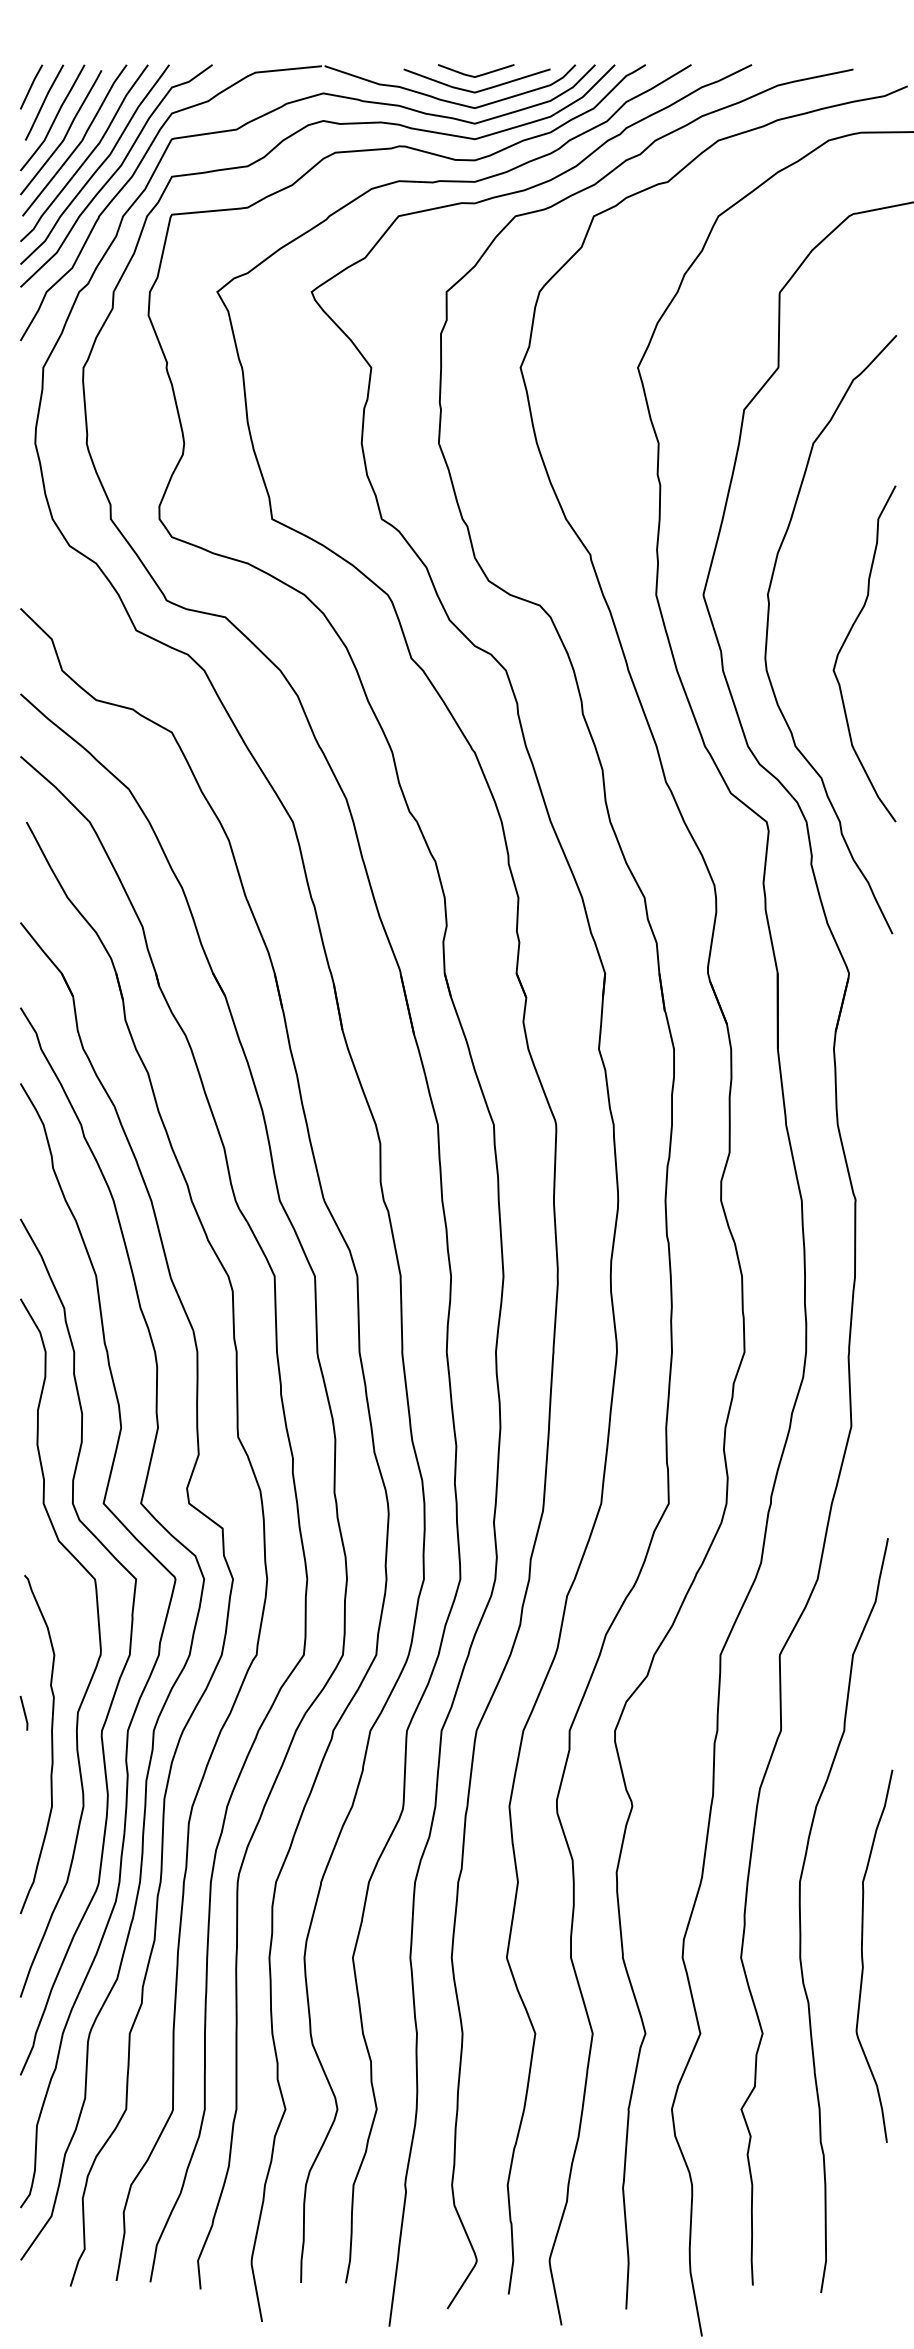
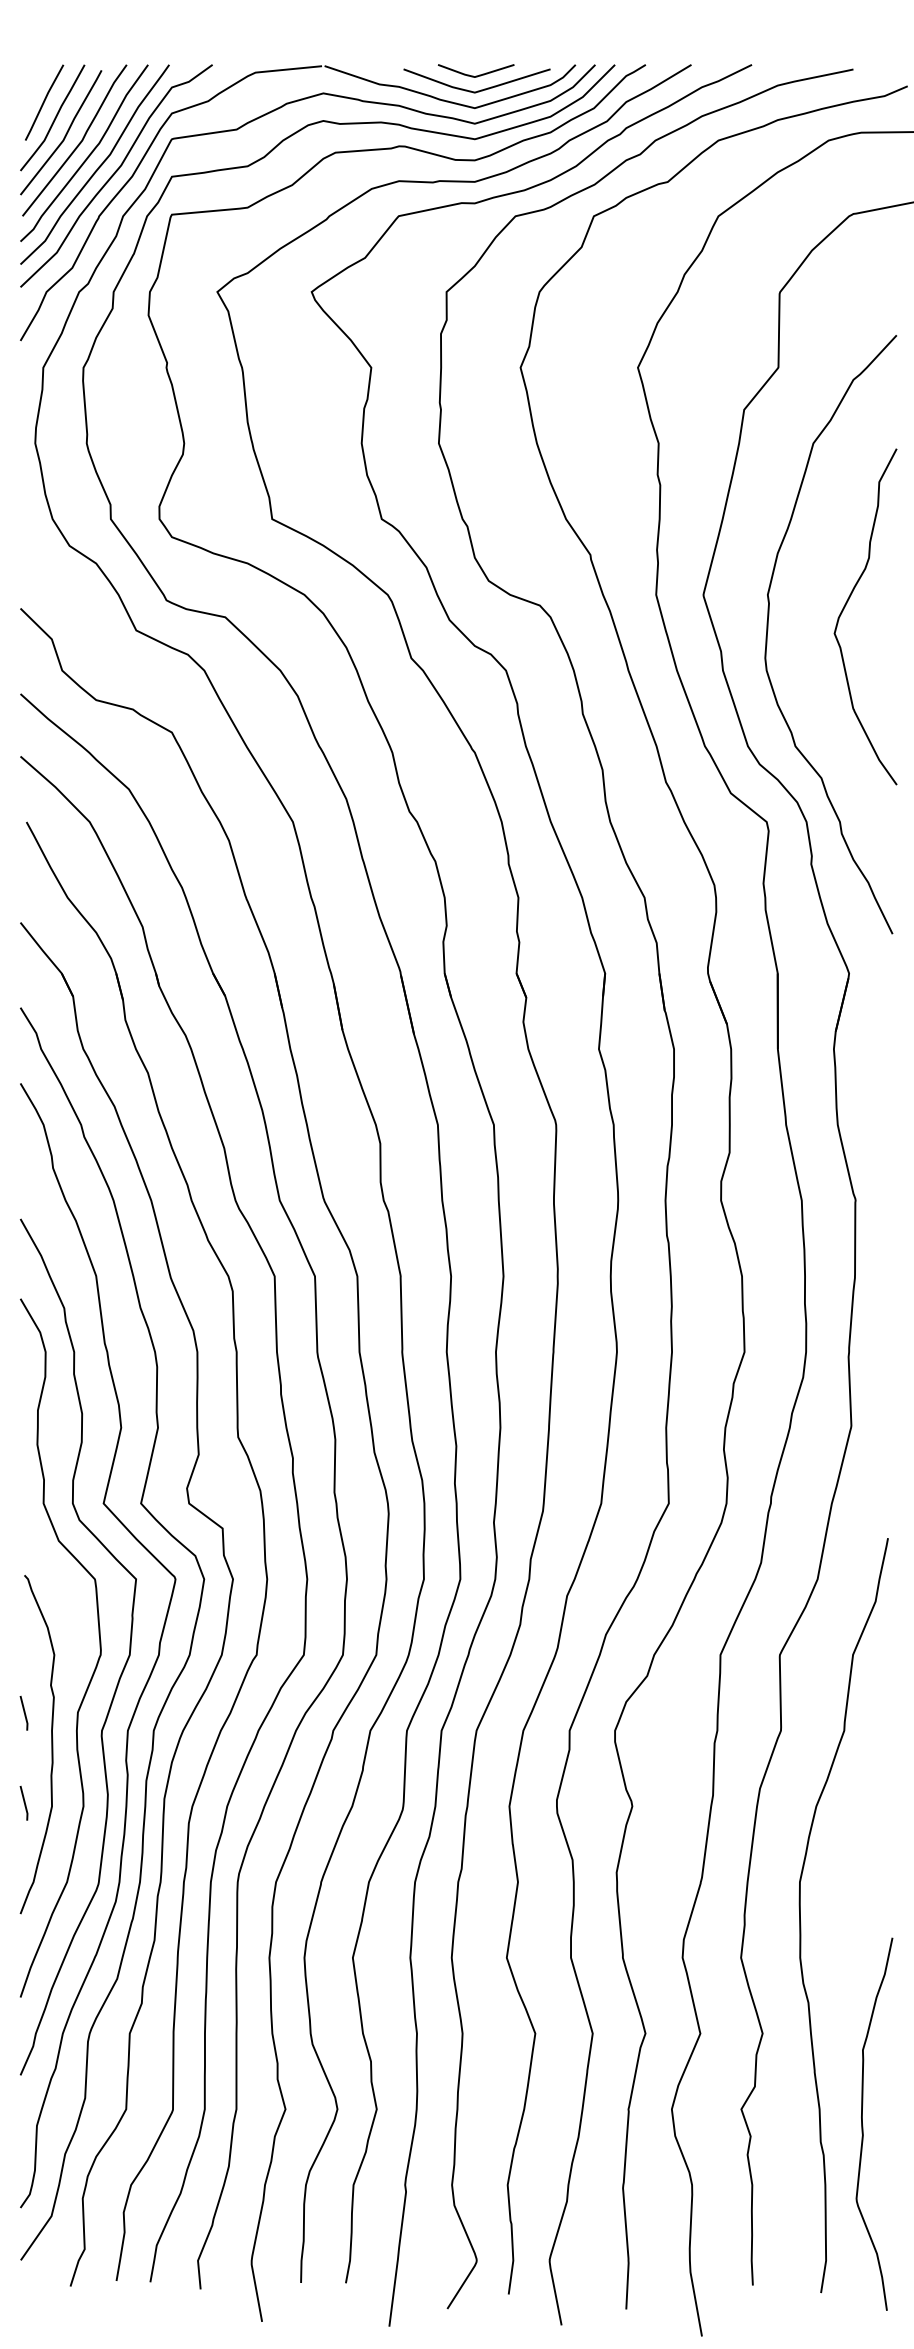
line: present -> none (31, 86)
curve position: (844, 644) -> (845, 607) (845, 607)
line: none -> present (23, 1802)
curve position: (863, 1957) -> (863, 2125) (863, 2125)
